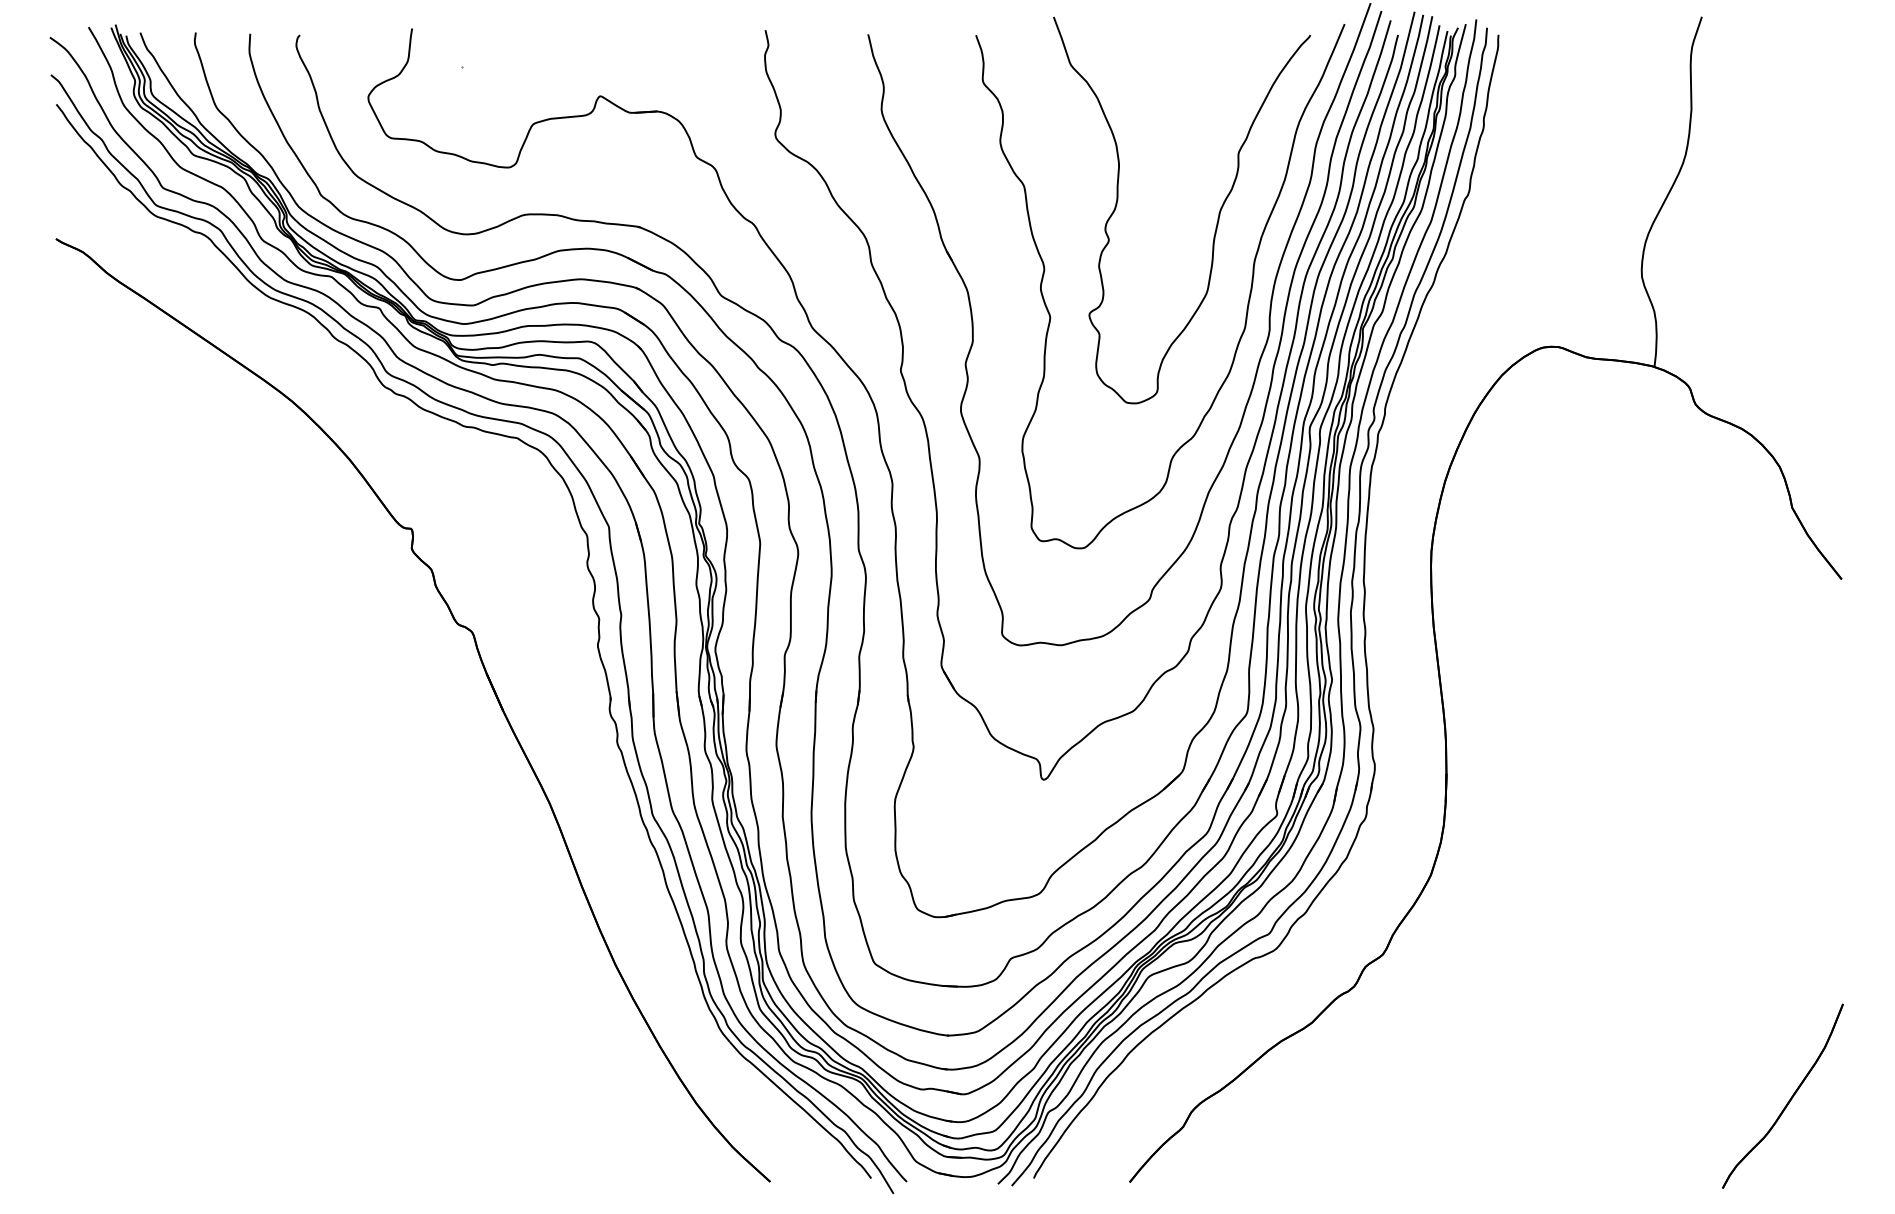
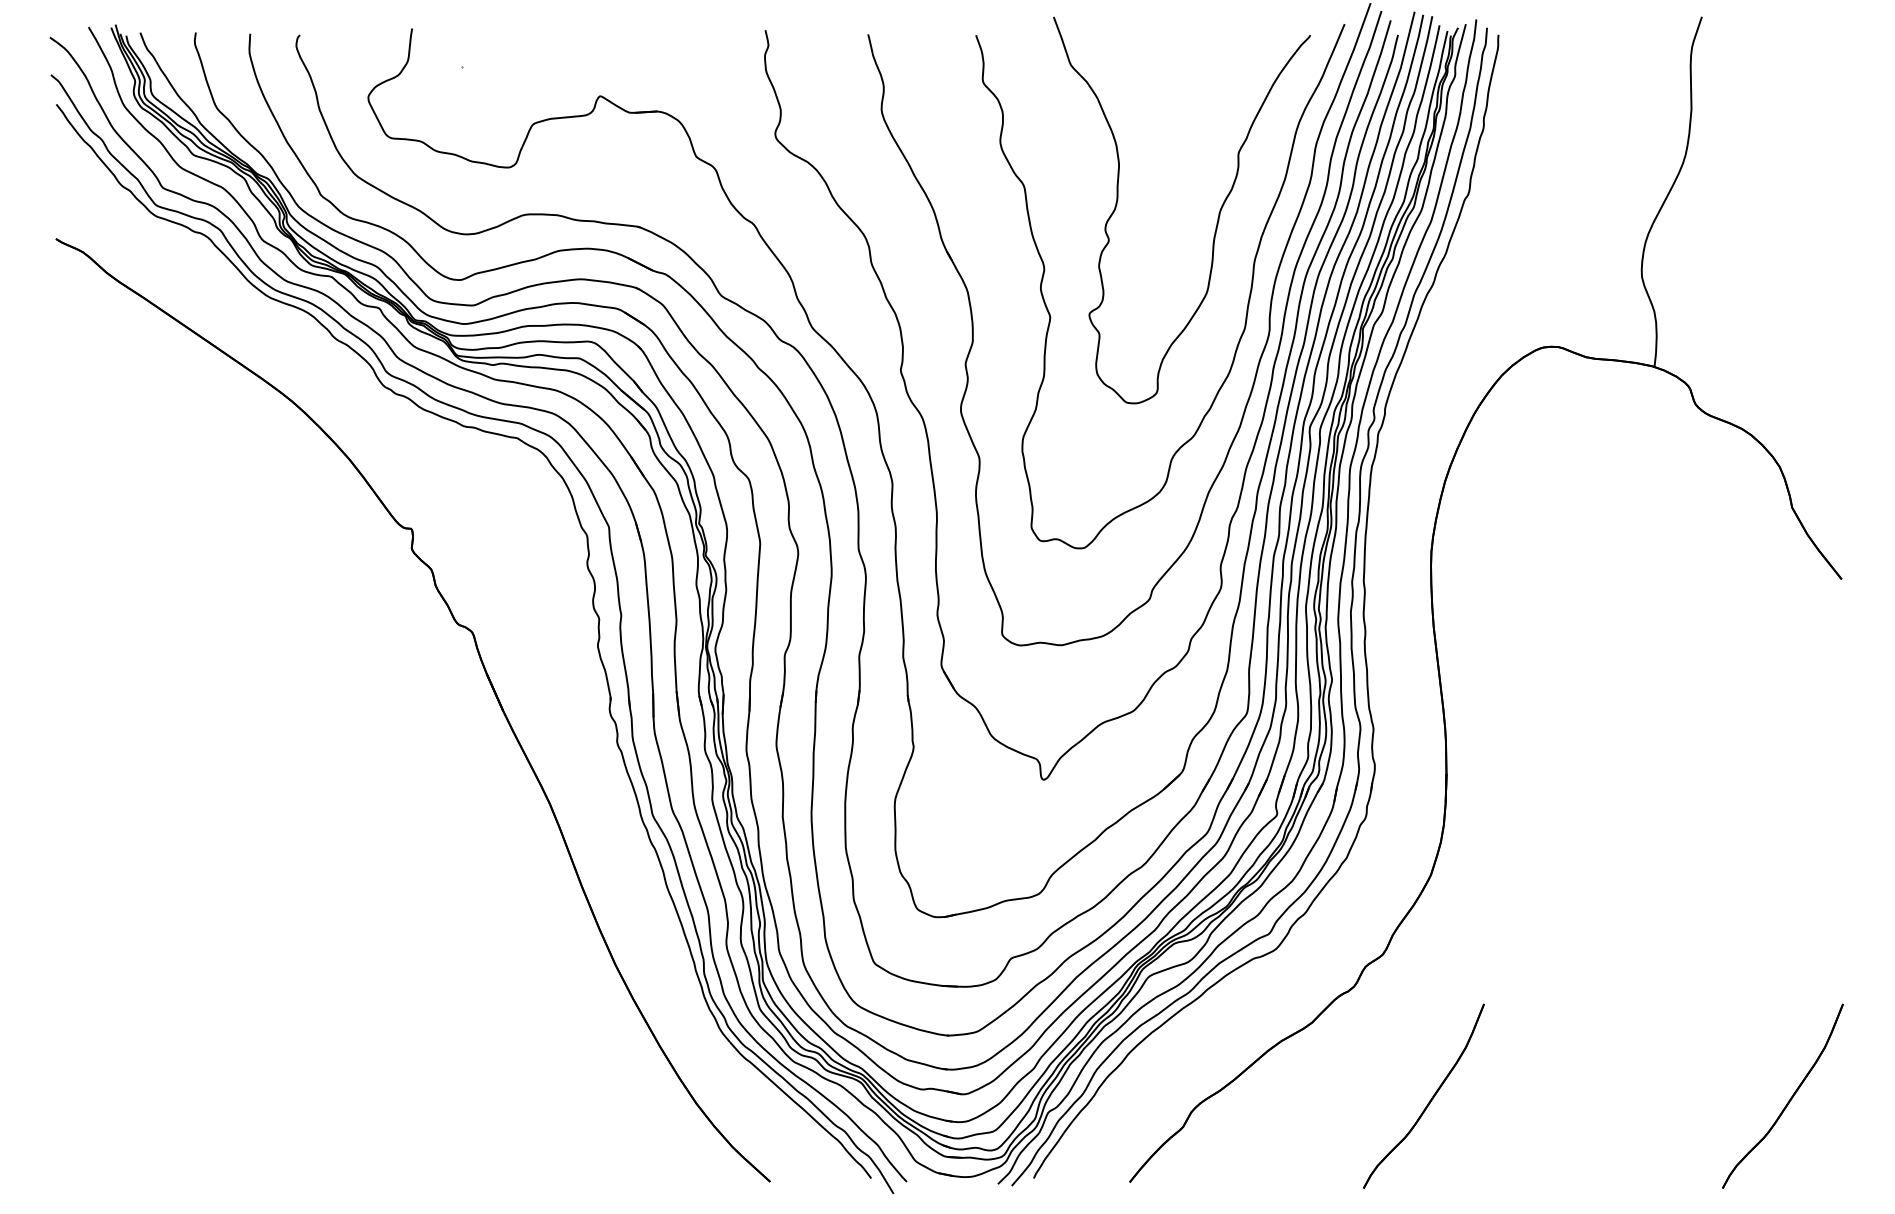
part: none -> present (1429, 1100)
